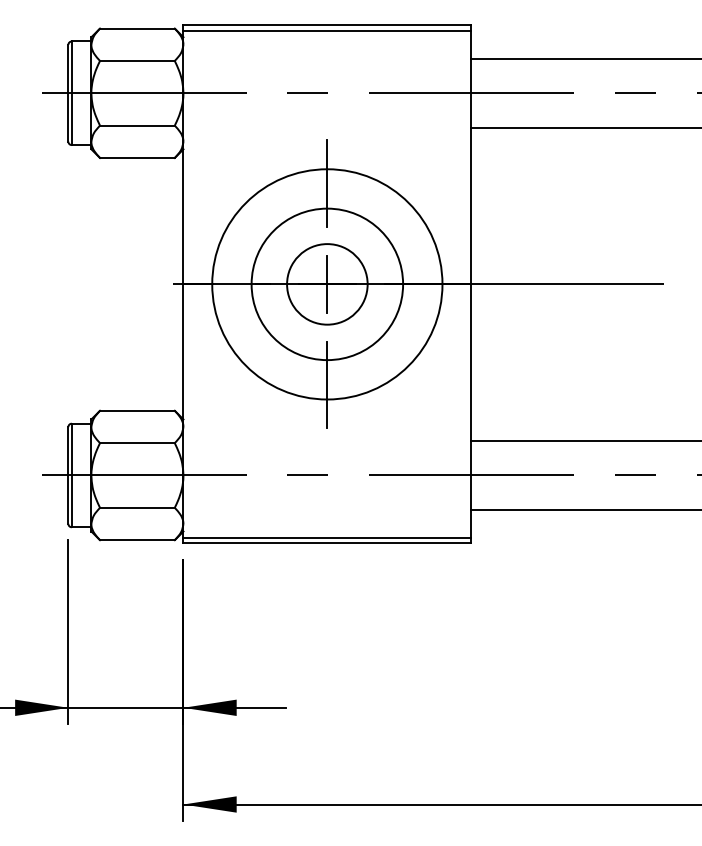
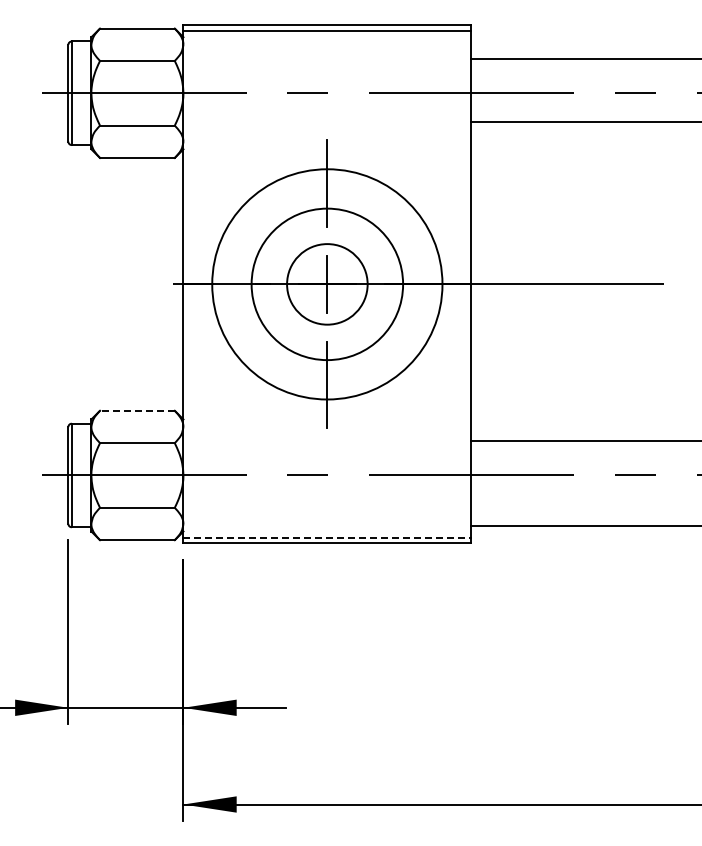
line position: (584, 127) -> (584, 121) (584, 121)
line: solid -> dashed (136, 410)
line position: (584, 510) -> (584, 526) (584, 526)
line: solid -> dashed (327, 537)
